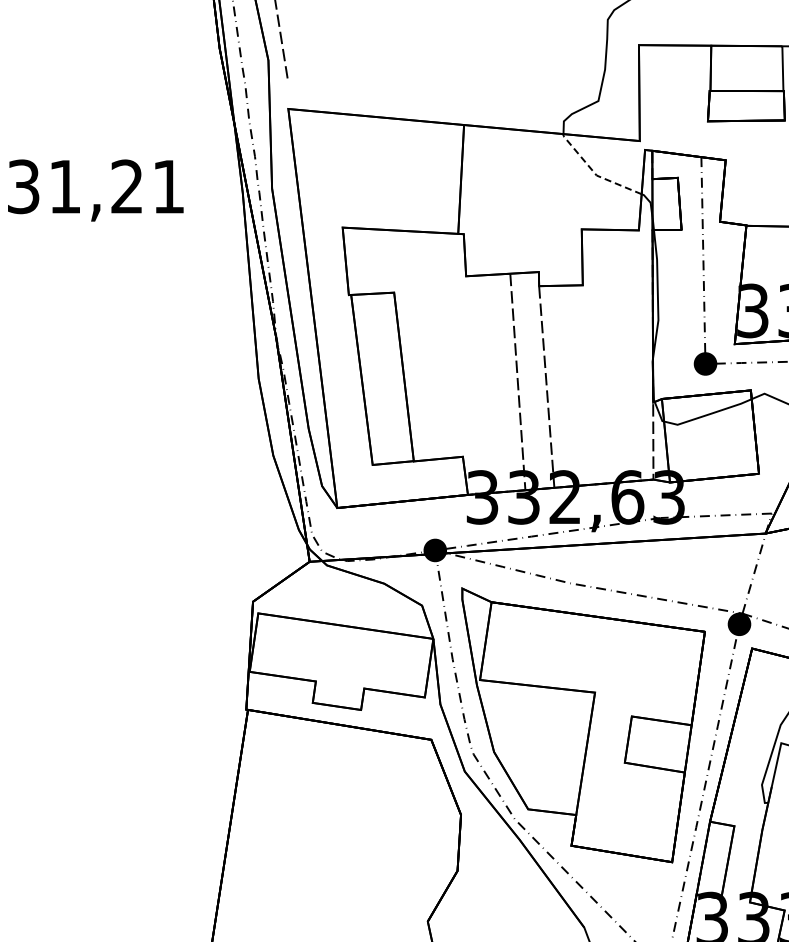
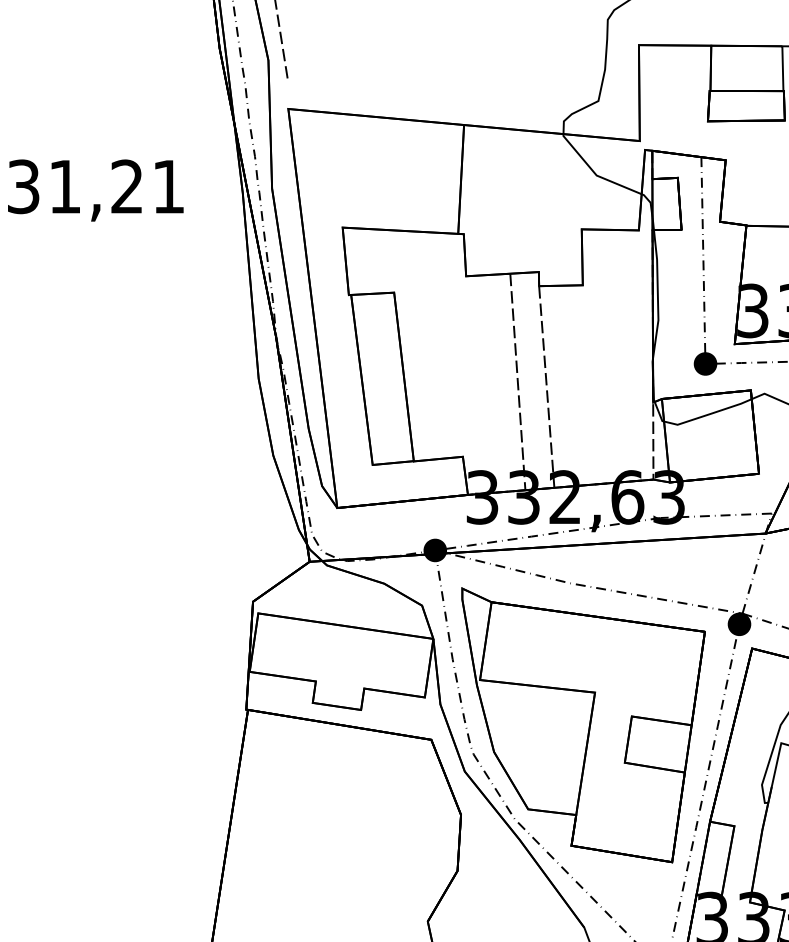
line: dashed -> solid (594, 173)
